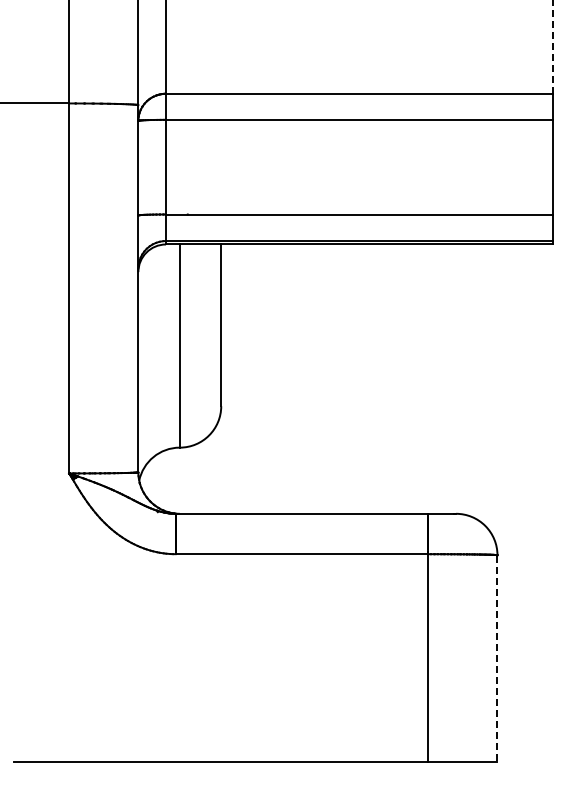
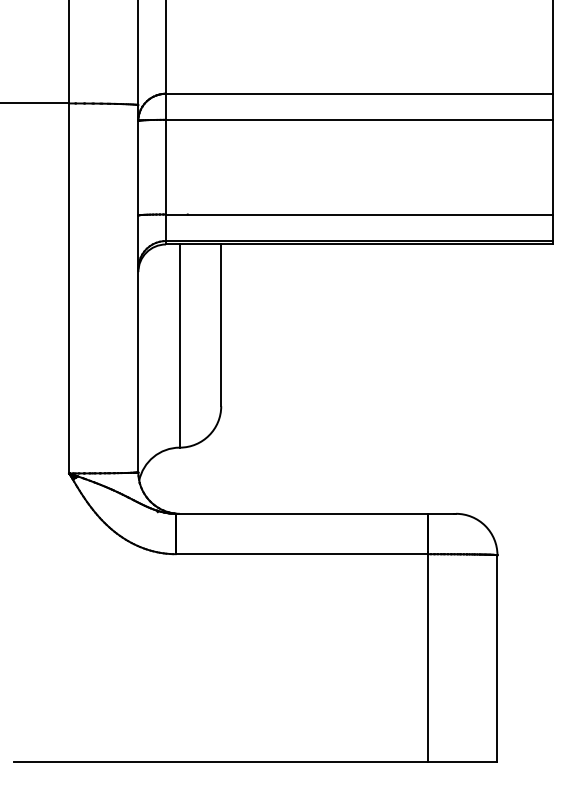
line: dashed -> solid (552, 47)
line: dashed -> solid (497, 659)
